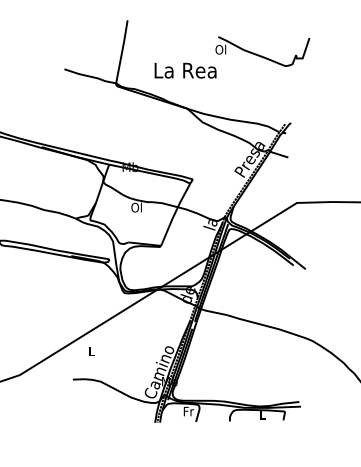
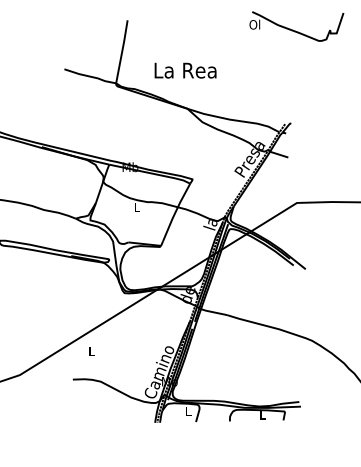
part position: (262, 51) -> (296, 26) (296, 26)
text: Ol -> L (136, 207)
text: Fr -> L (188, 411)
